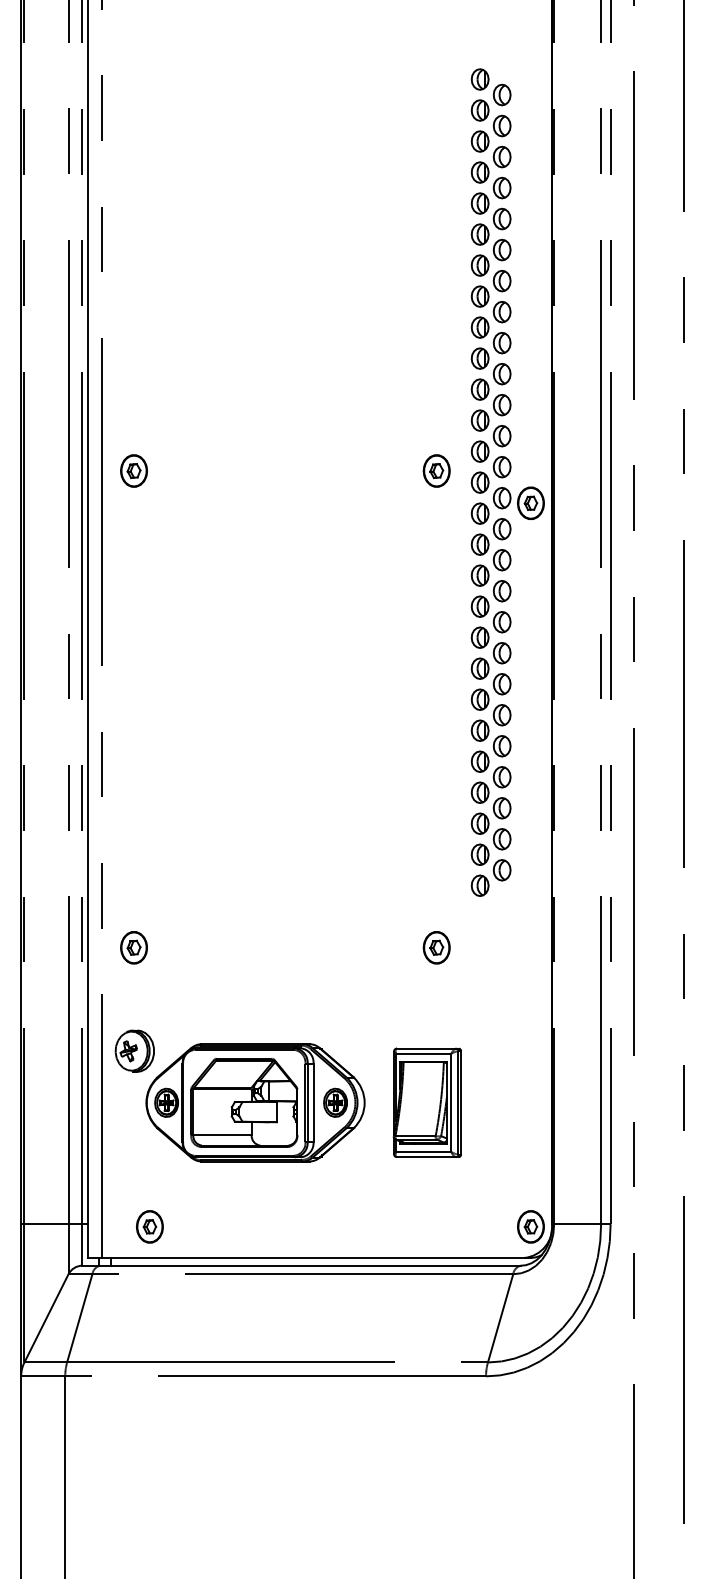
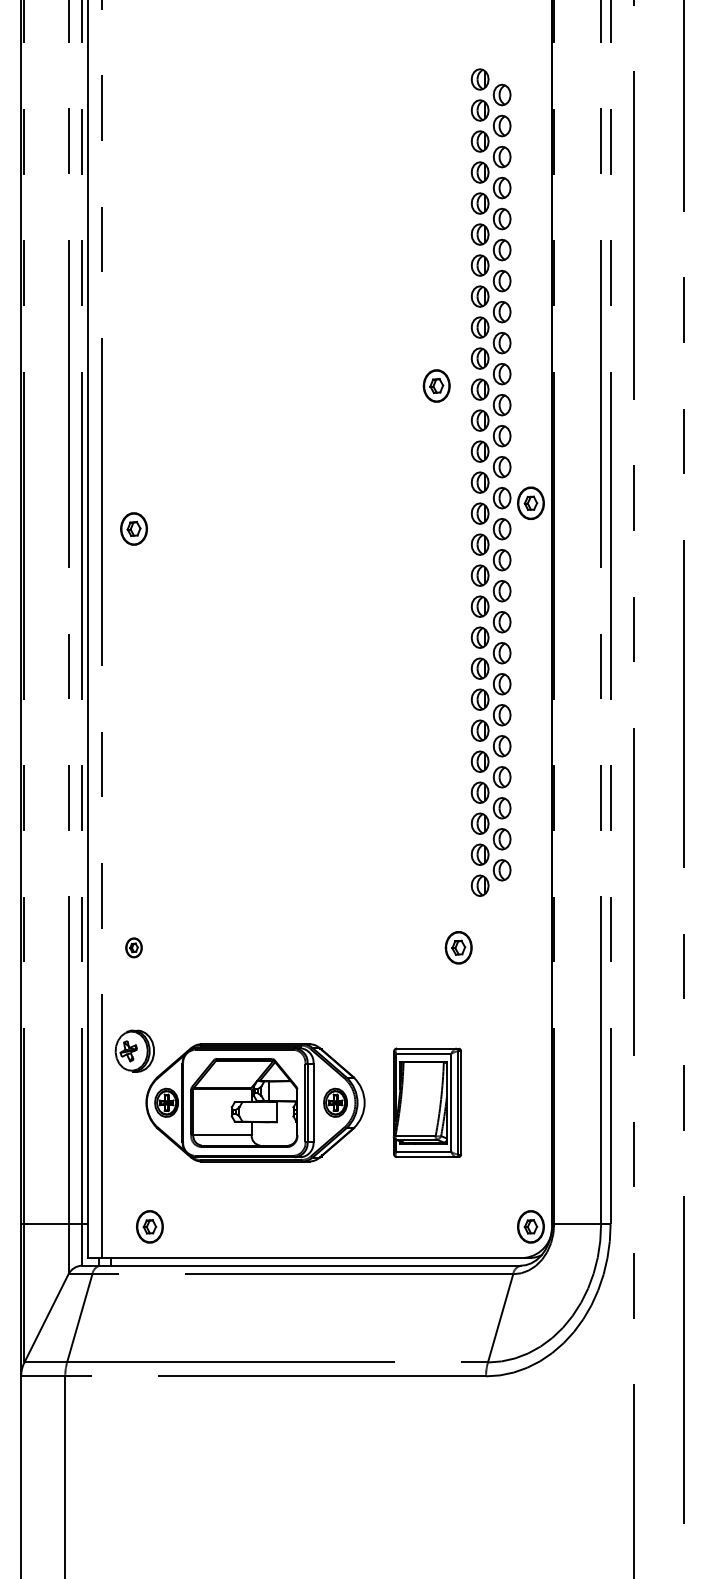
part position: (133, 470) -> (133, 528) (133, 528)
part position: (436, 470) -> (436, 385) (436, 385)
part size: 28x34 px -> 18x22 px (133, 947)
part position: (436, 947) -> (458, 947) (458, 947)
